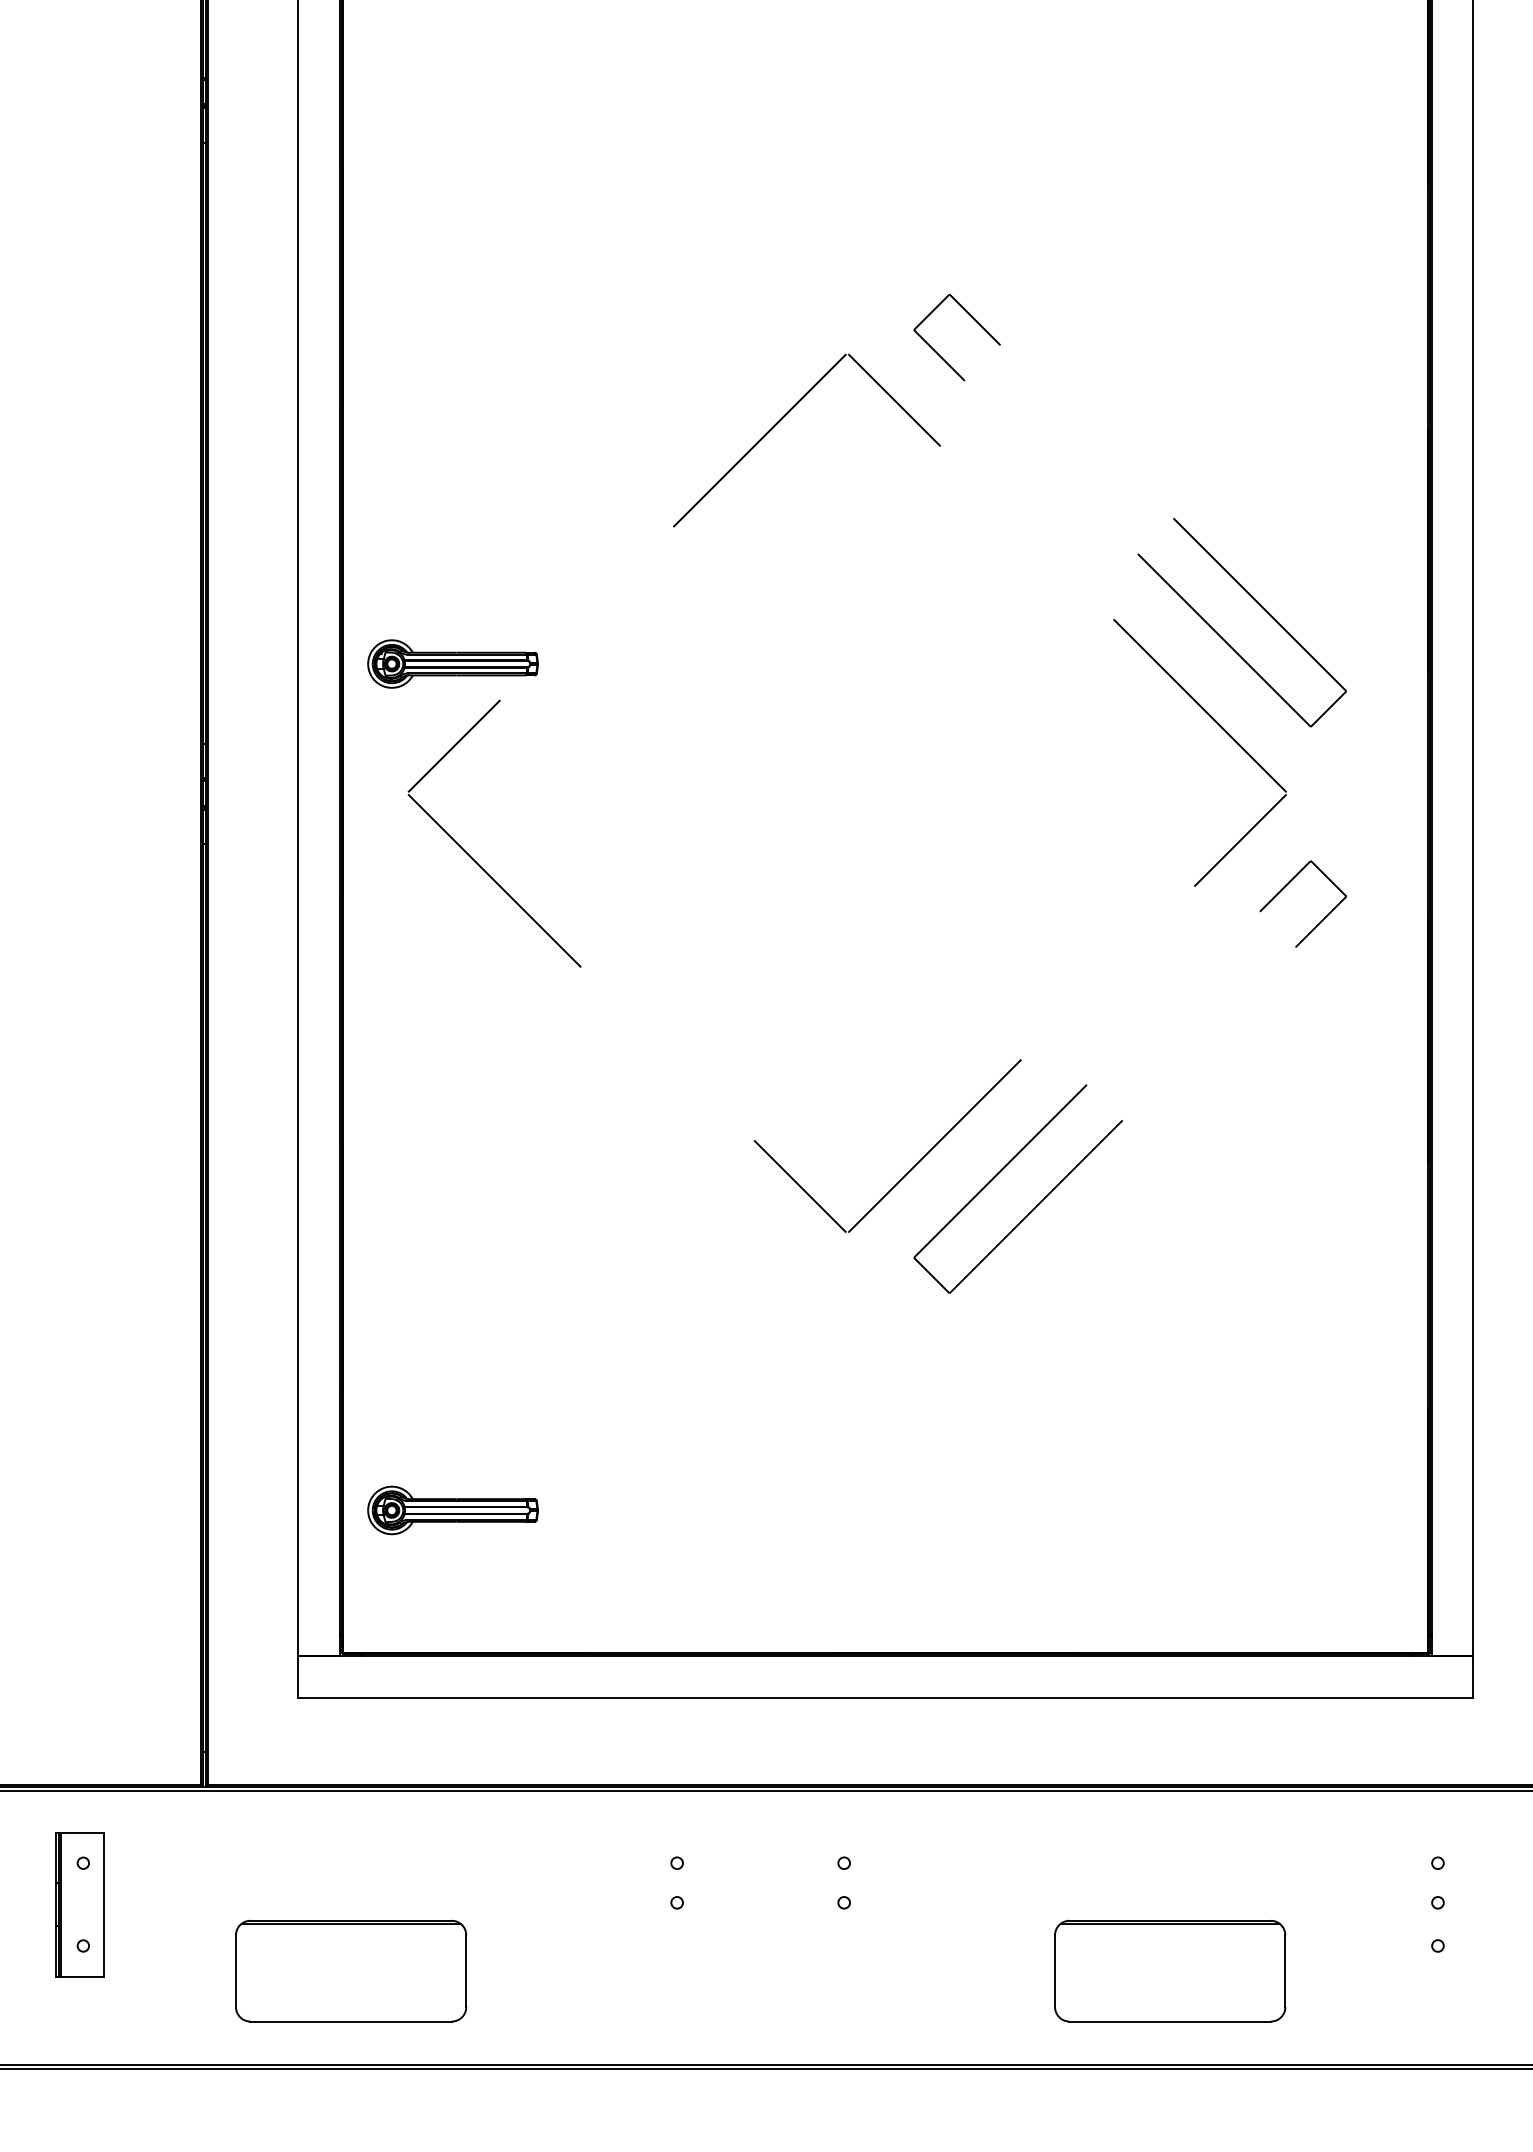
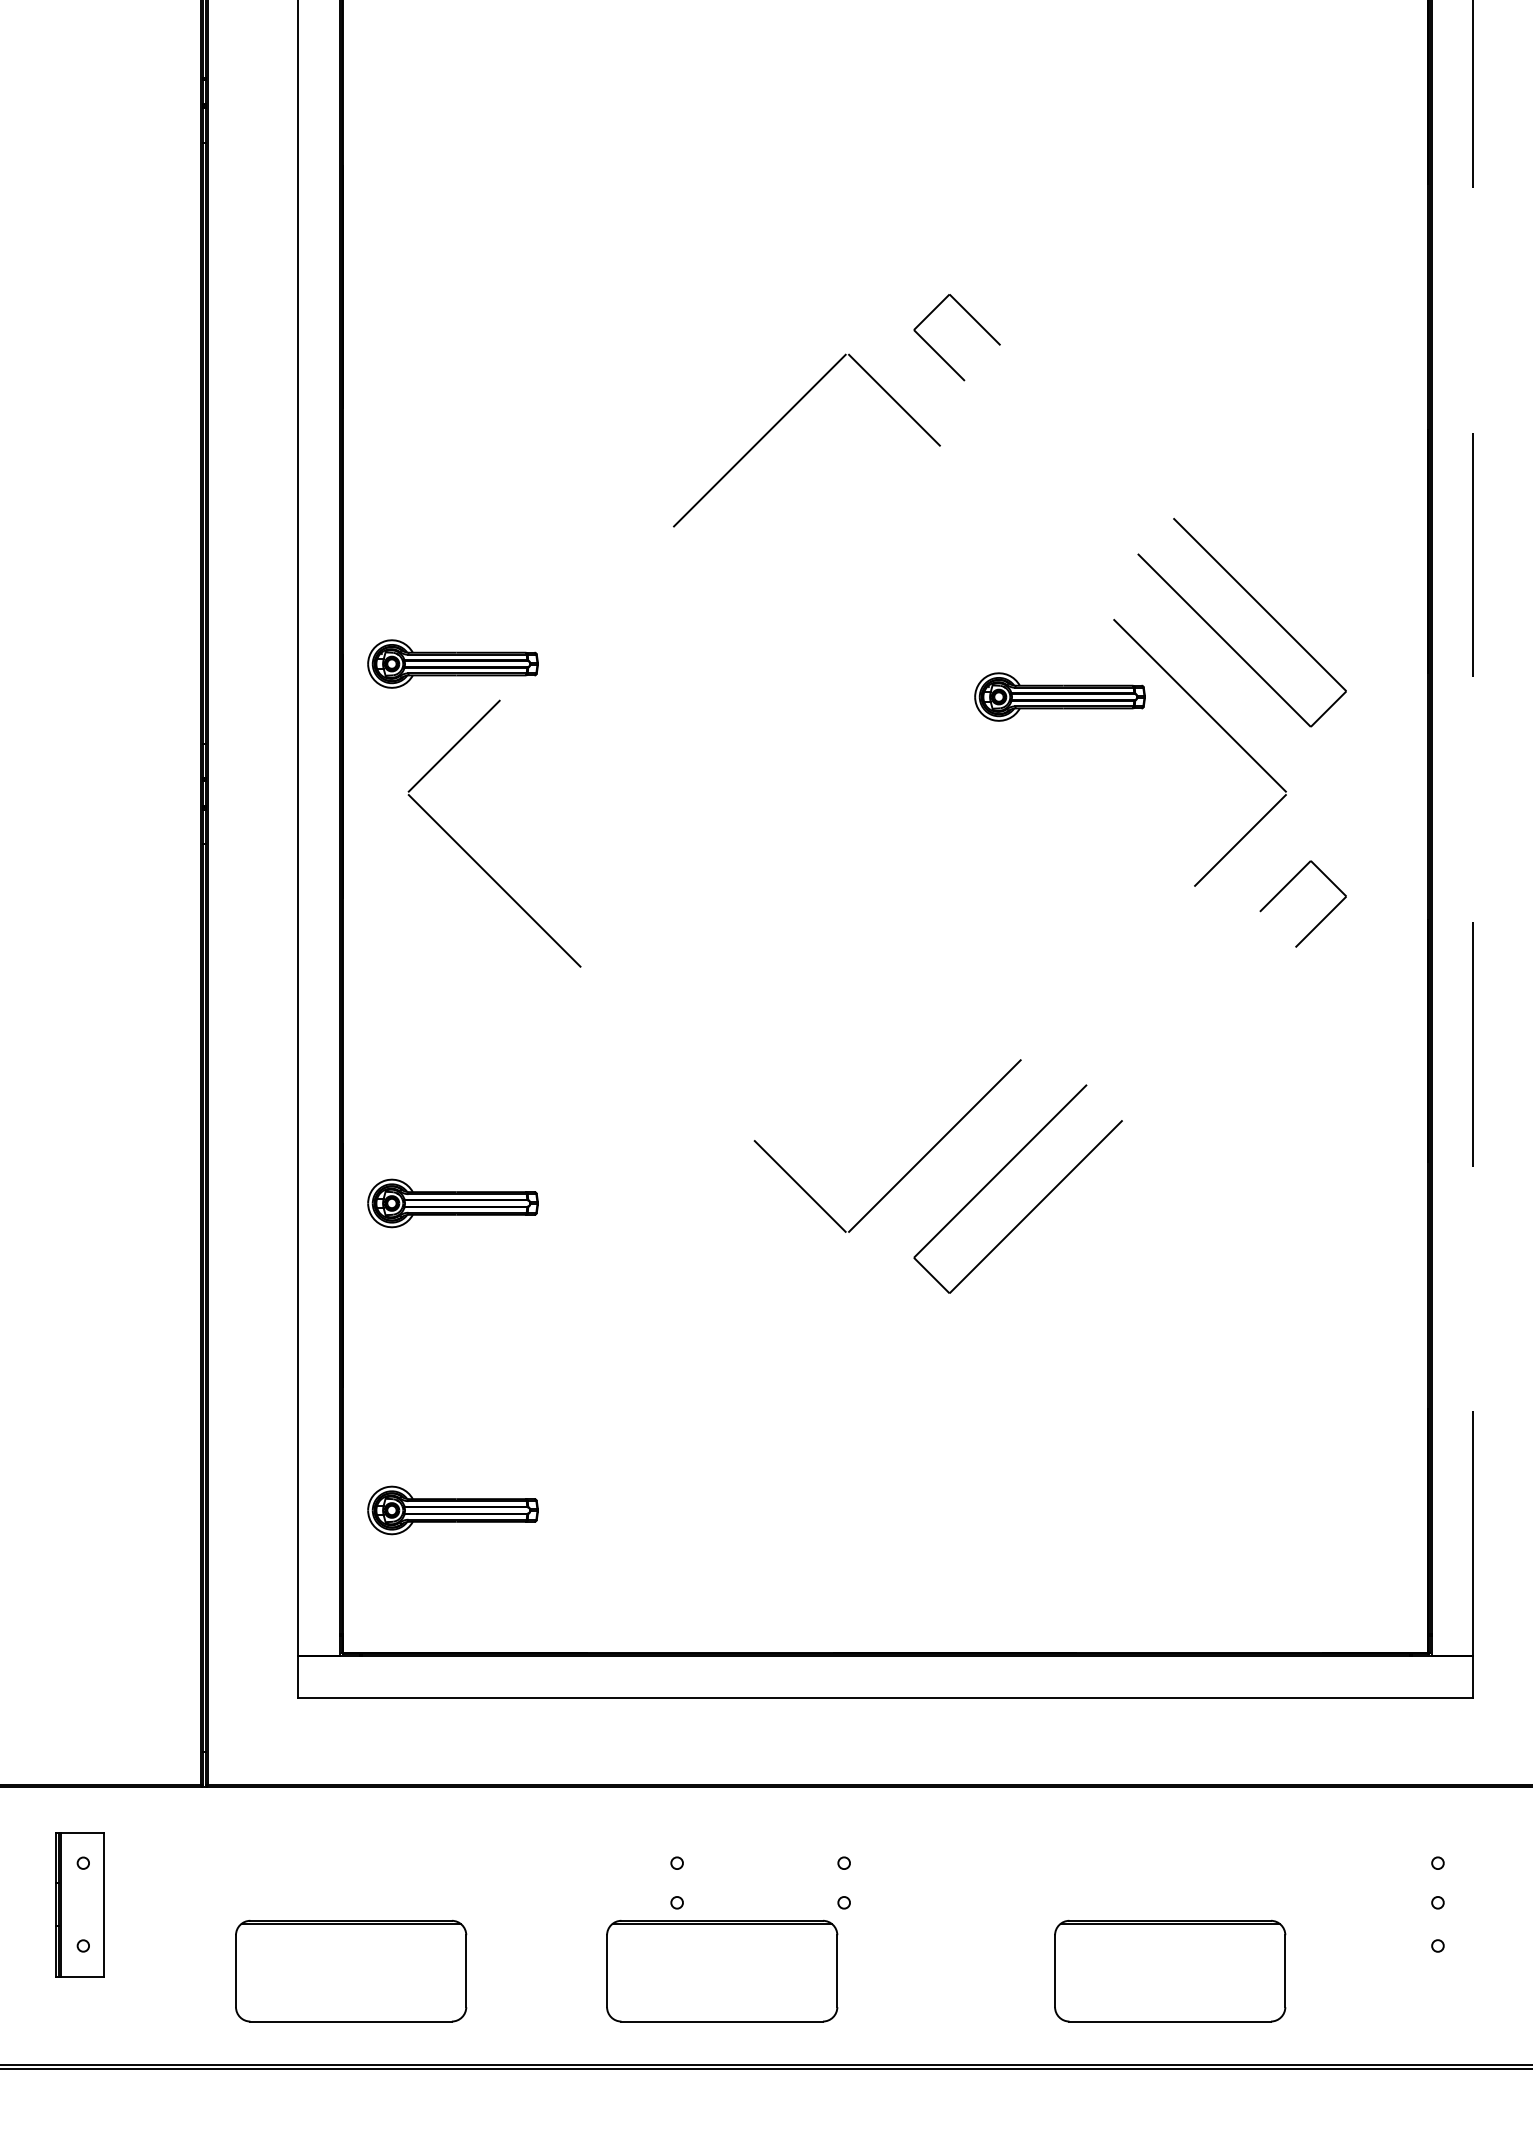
part: none -> present (1059, 696)
line: solid -> dashed (1473, 828)
part: none -> present (452, 1203)
line: present -> none (765, 1791)
part: none -> present (722, 1970)
